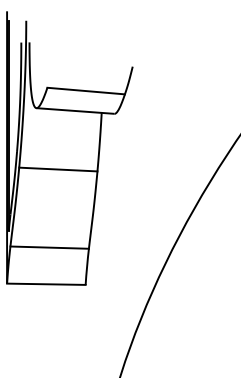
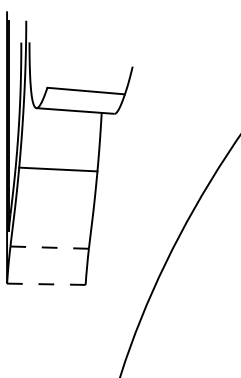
line: solid -> dashed (49, 247)
line: solid -> dashed (45, 284)
